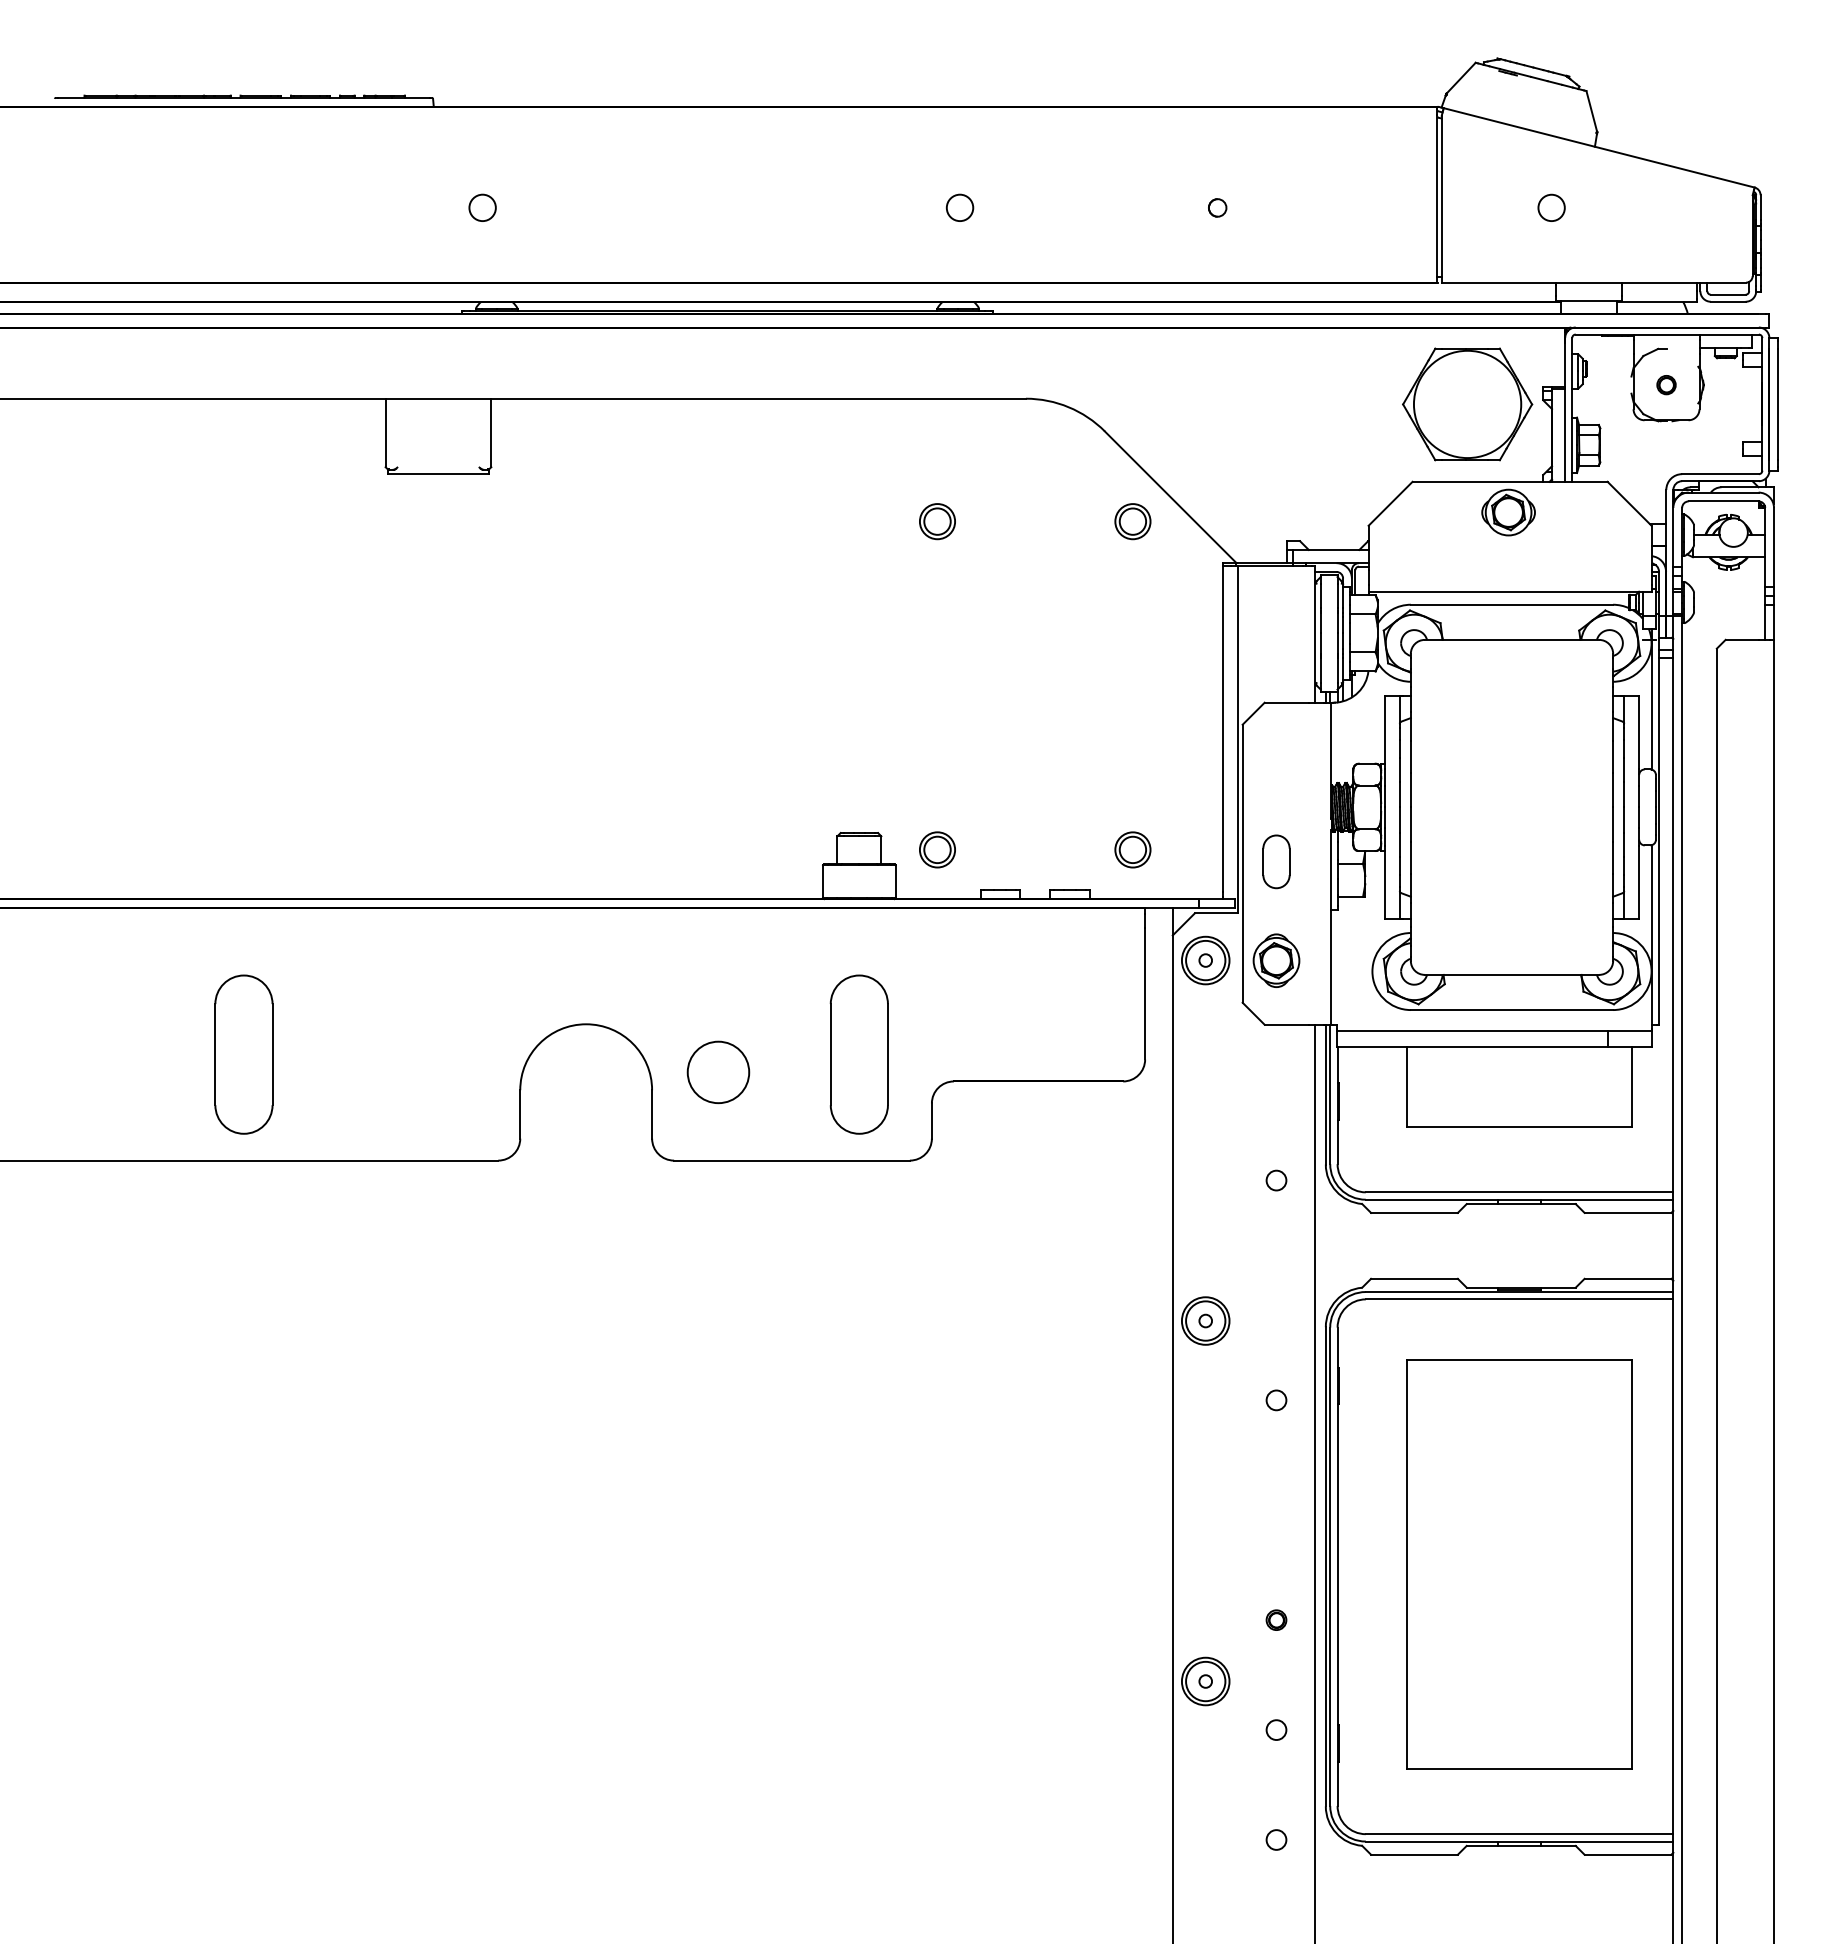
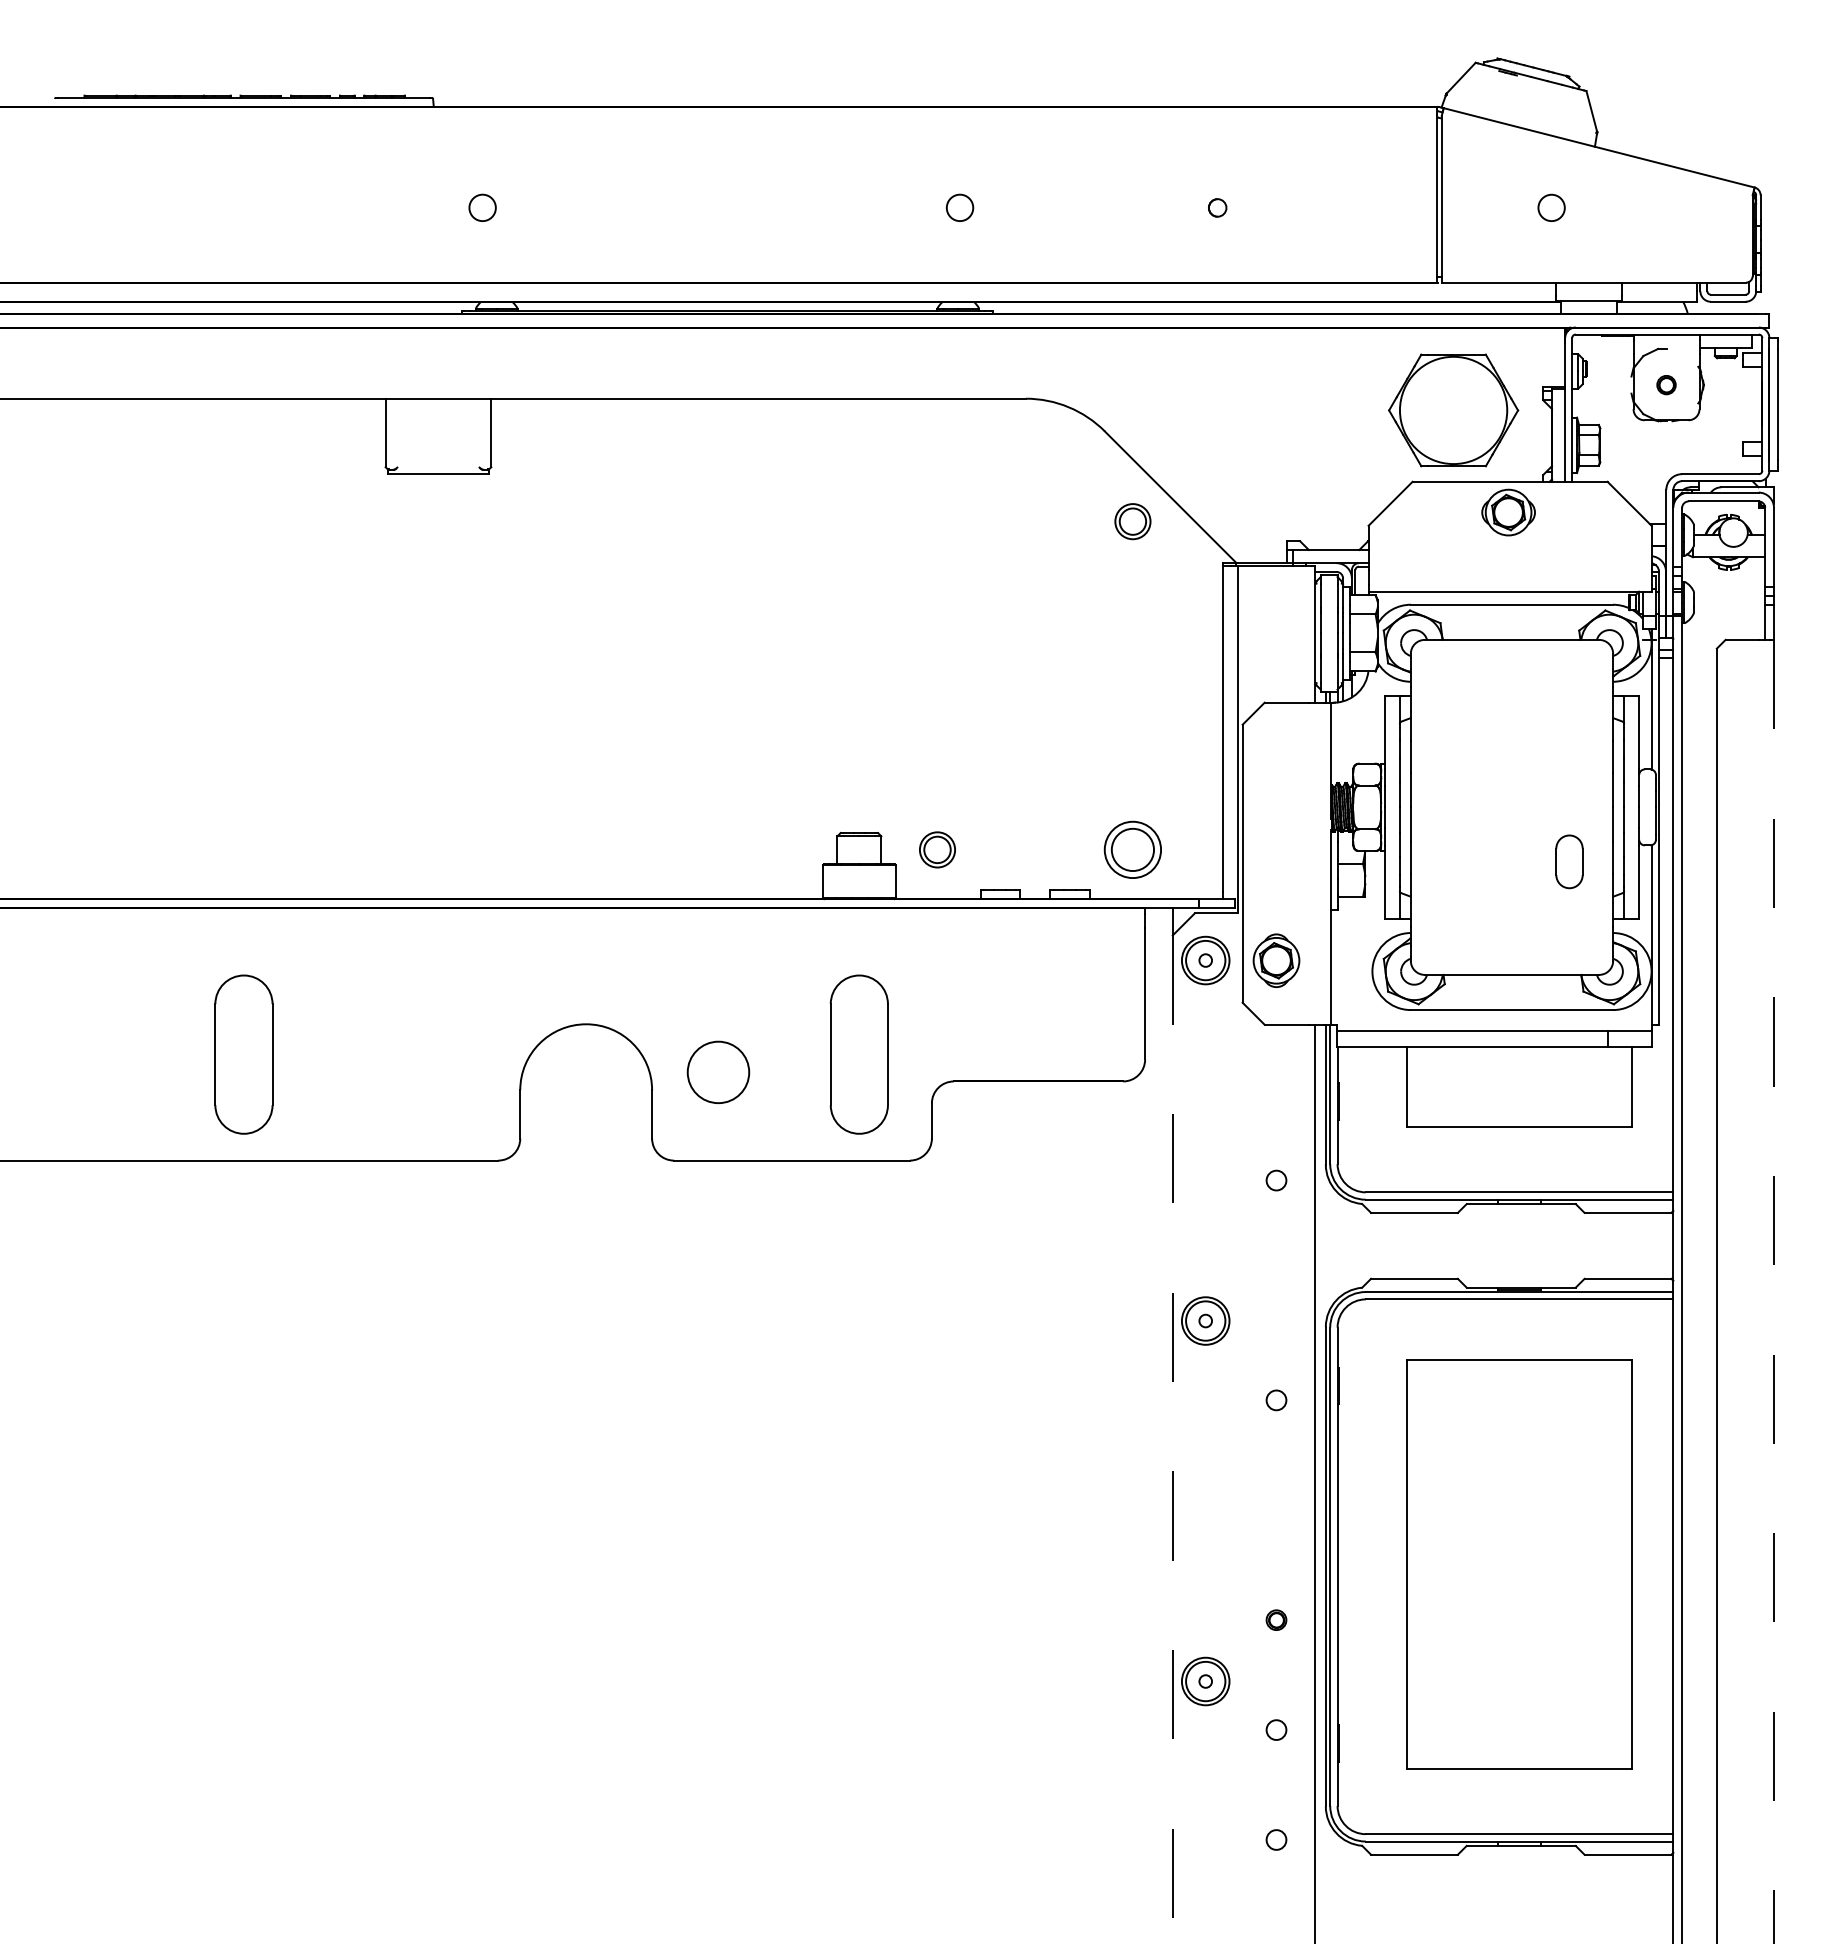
part position: (1467, 404) -> (1453, 410) (1453, 410)
part: present -> none (937, 521)
part size: 38x38 px -> 59x59 px (1132, 849)
part position: (1276, 861) -> (1569, 861) (1569, 861)
line: solid -> dashed (1774, 1291)
line: solid -> dashed (1172, 1439)
